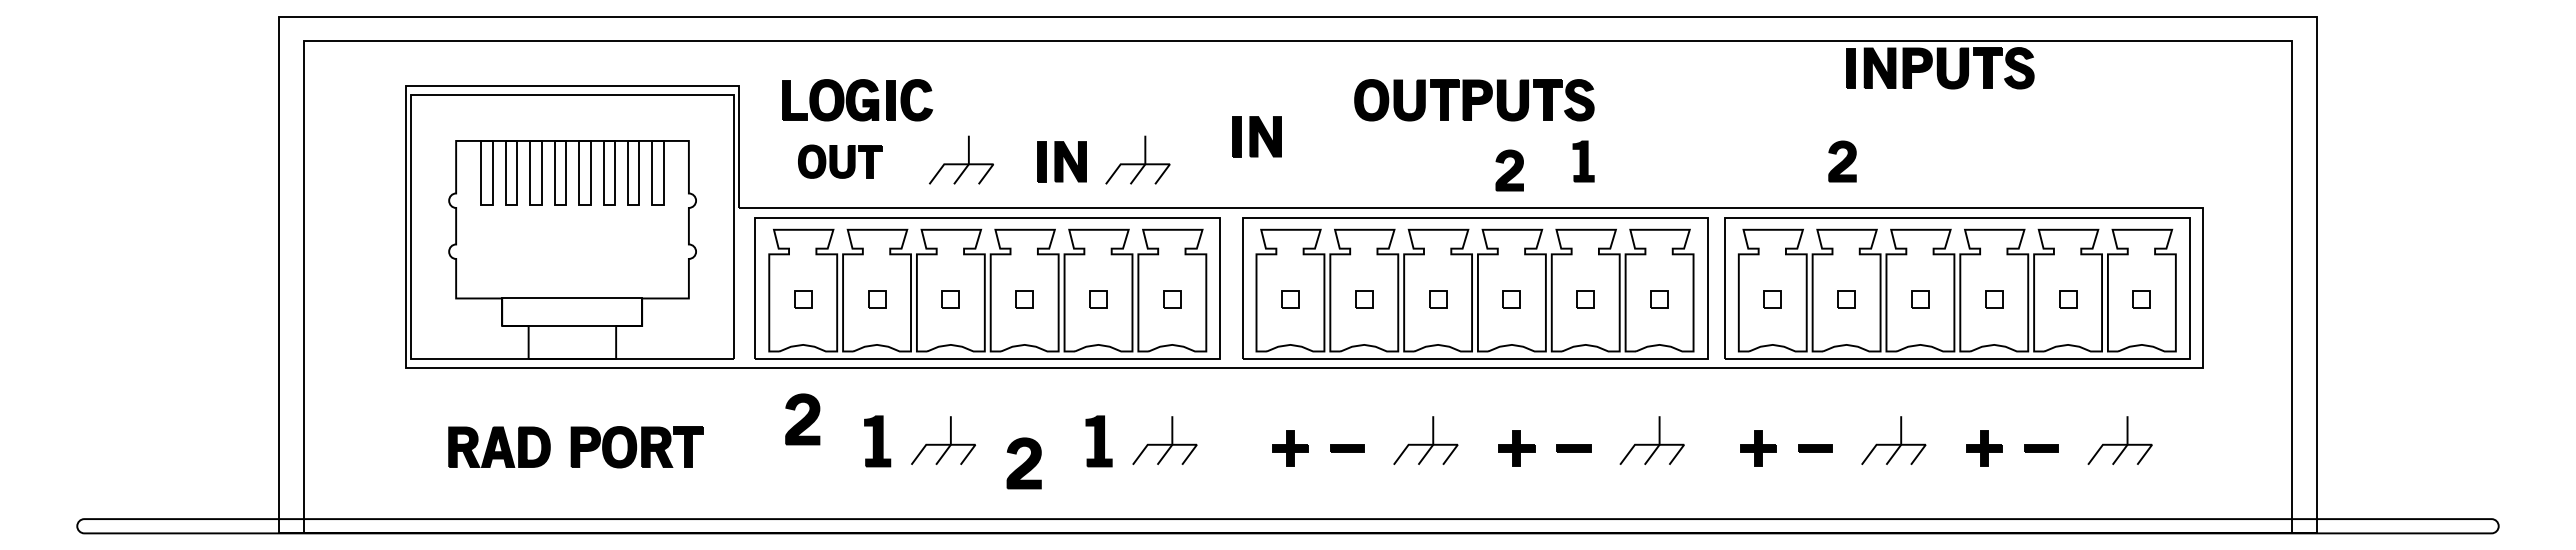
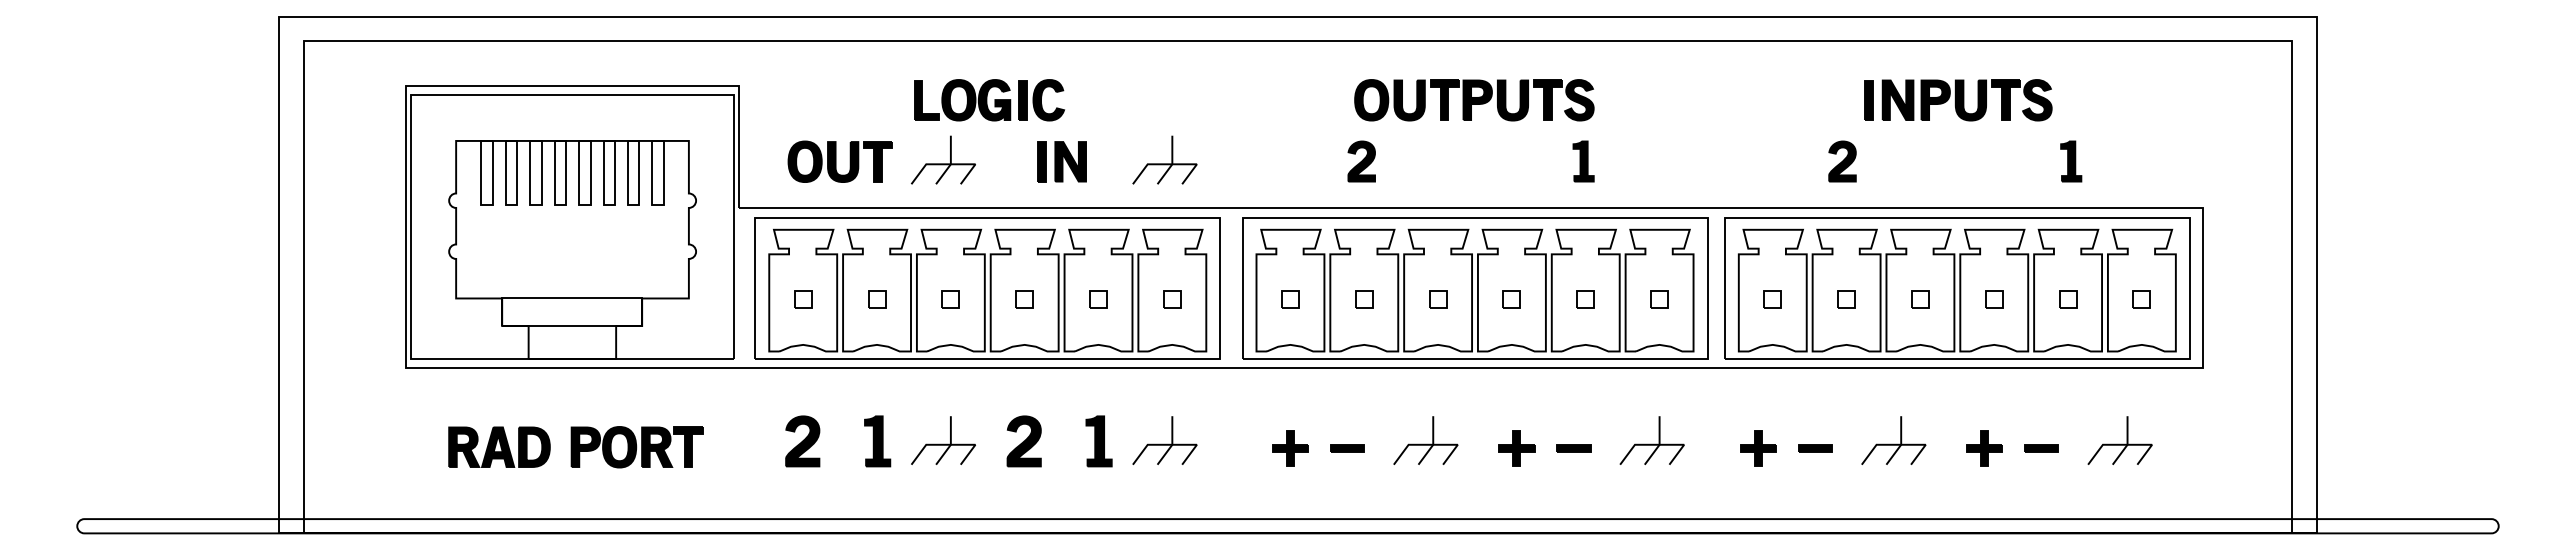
part position: (1940, 68) -> (1958, 100) (1958, 100)
part position: (857, 100) -> (989, 100) (989, 100)
part: present -> none (1256, 136)
part position: (961, 159) -> (943, 159) (943, 159)
part position: (1137, 159) -> (1164, 159) (1164, 159)
part size: 85x35 px -> 106x43 px (839, 161)
part: none -> present (2071, 161)
part position: (1509, 170) -> (1361, 161) (1361, 161)
part position: (802, 419) -> (802, 441) (802, 441)
part position: (1023, 463) -> (1023, 441) (1023, 441)
